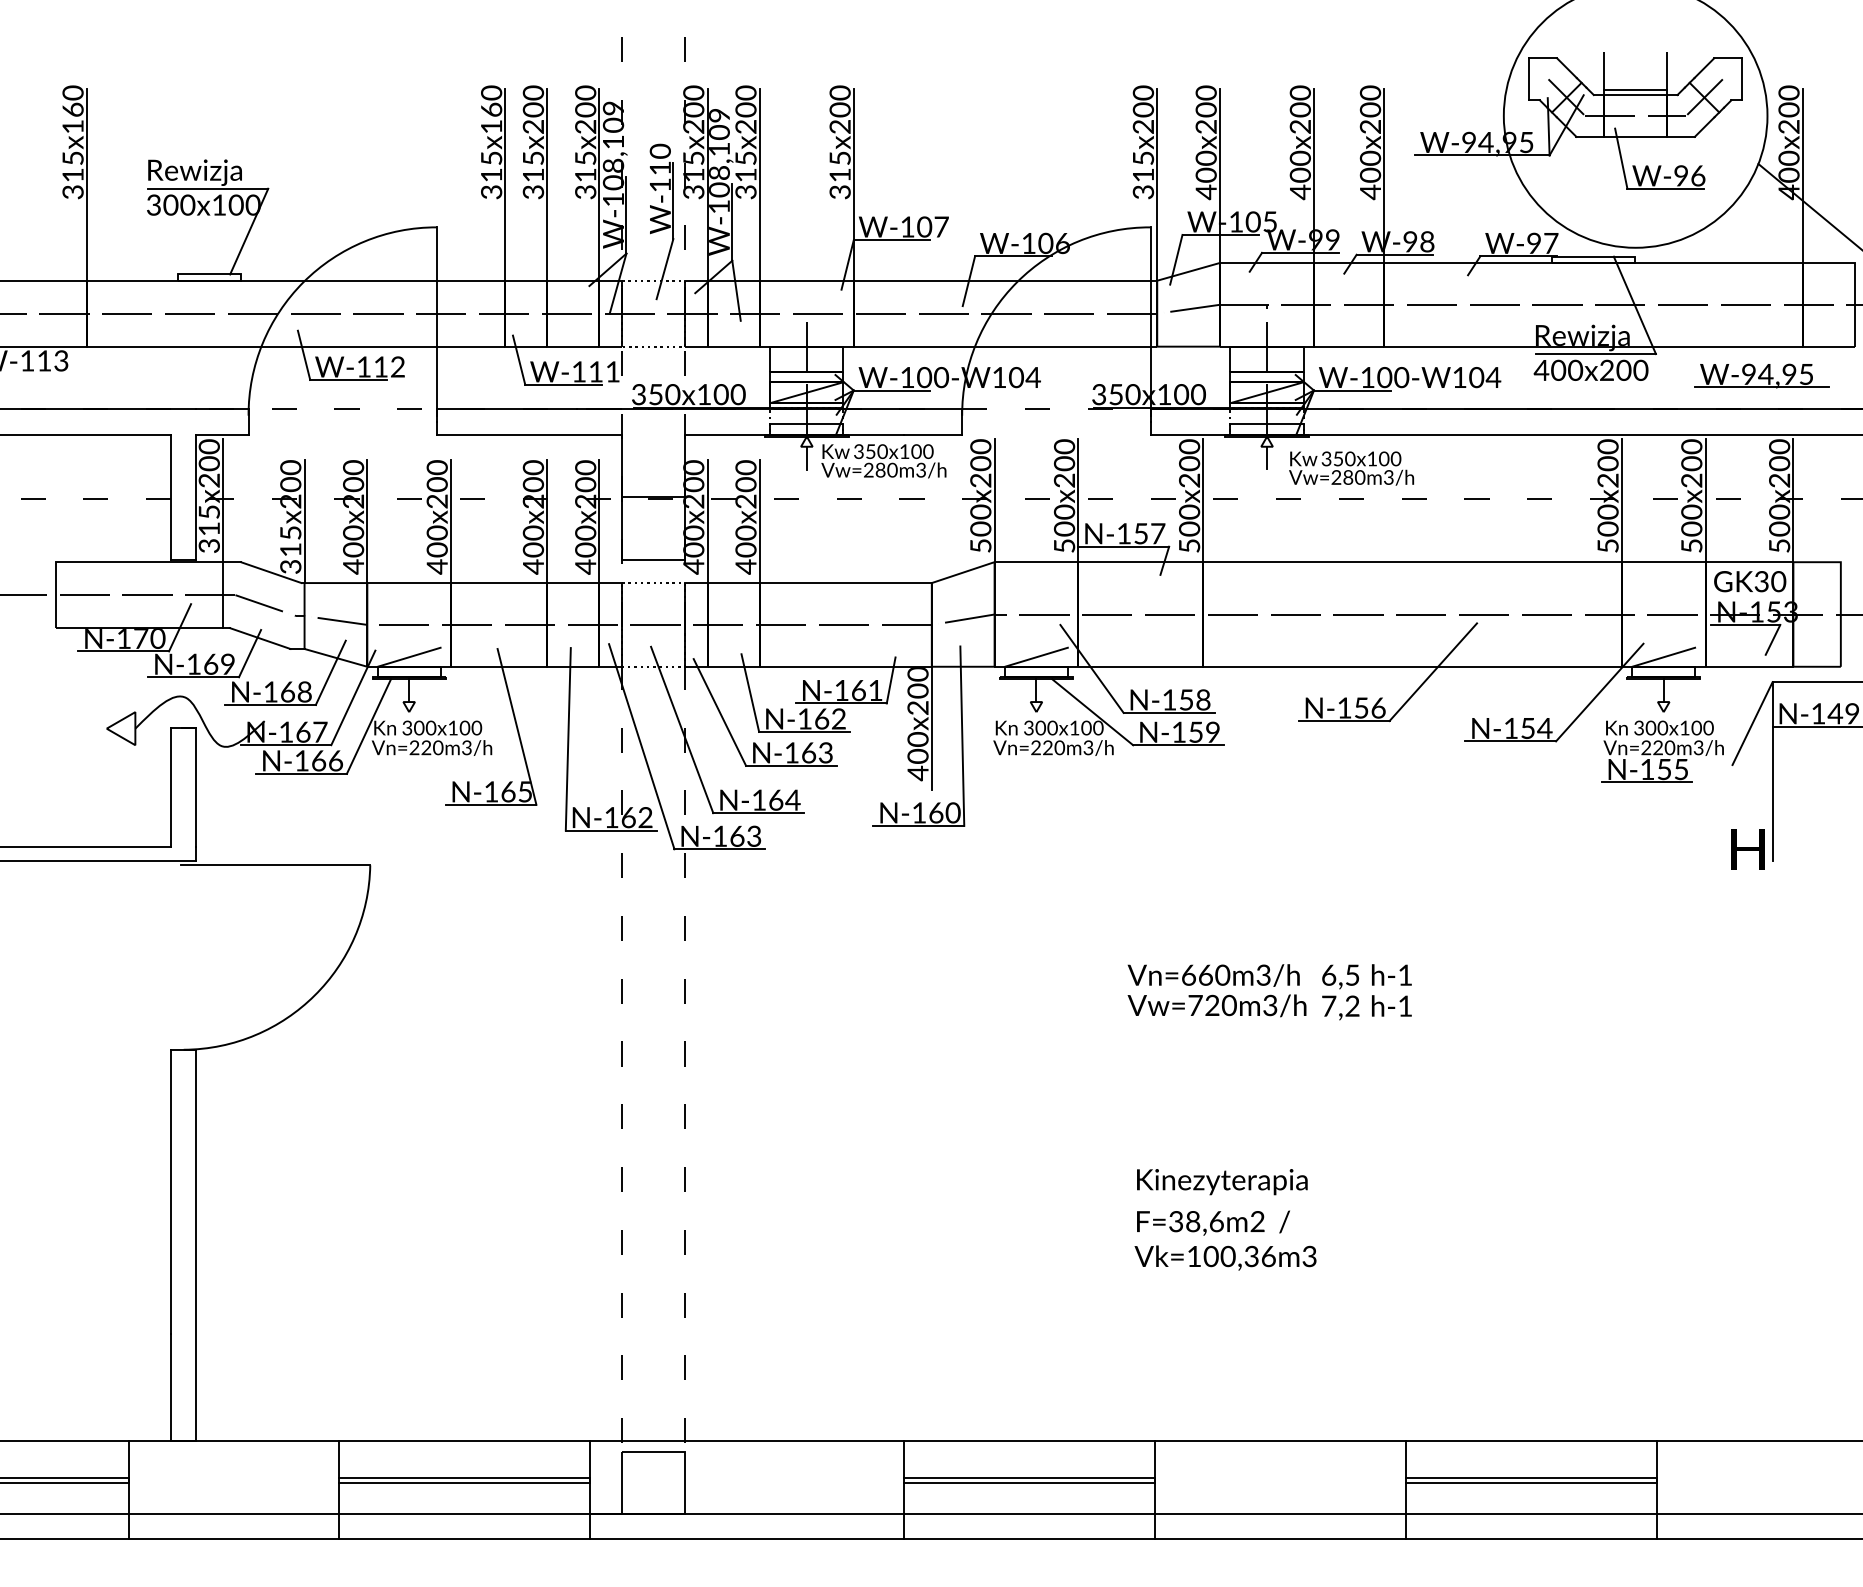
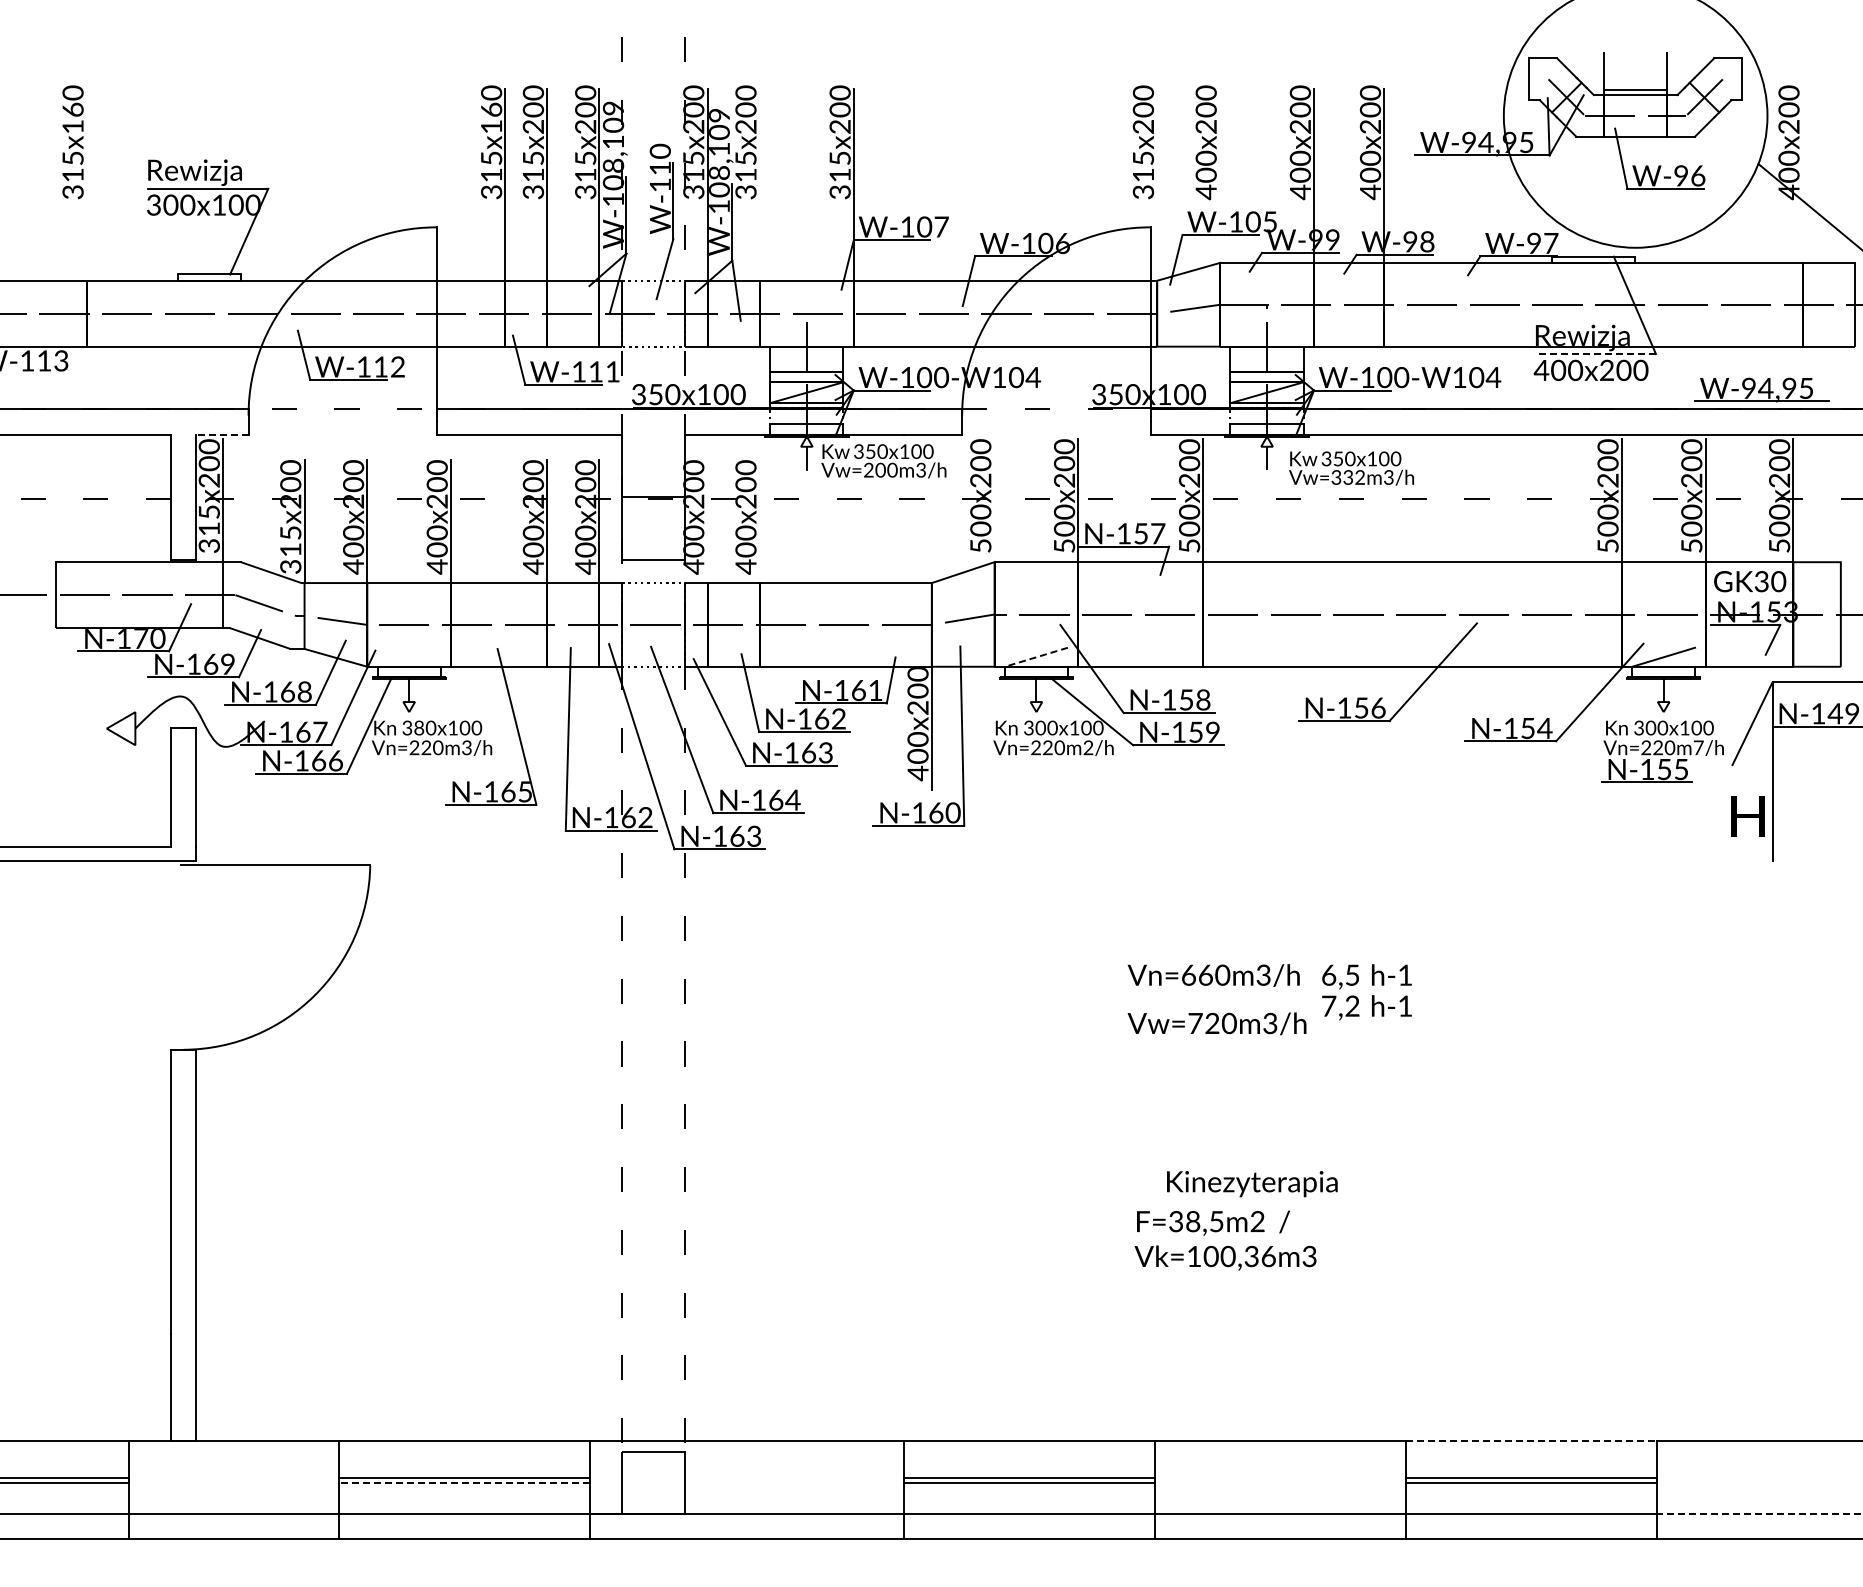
line: present -> none (1220, 175)
line: present -> none (1802, 175)
line: present -> none (86, 184)
line: present -> none (759, 184)
line: present -> none (1157, 184)
line: solid -> dashed (1595, 354)
part position: (1761, 375) -> (1761, 389) (1761, 389)
line: solid -> dashed (221, 434)
text: Vw=280m3/h -> Vw=200m3/h (880, 470)
text: Vw=280m3/h -> Vw=332m3/h (1348, 477)
line: present -> none (994, 500)
line: present -> none (707, 521)
line: present -> none (759, 521)
line: present -> none (408, 656)
line: solid -> dashed (1036, 657)
text: 300x100 -> 380x100 (419, 728)
text: Vn=220m3/h -> Vn=220m7/h (1698, 747)
text: Vn=220m3/h -> Vn=220m2/h (1088, 750)
text position: (1747, 849) -> (1747, 816) (1747, 816)
text position: (1216, 1005) -> (1216, 1023) (1216, 1023)
text position: (1222, 1182) -> (1252, 1184) (1252, 1184)
text: F=38,6m2 -> F=38,5m2 (1216, 1221)
line: solid -> dashed (1531, 1441)
line: solid -> dashed (464, 1482)
line: solid -> dashed (1759, 1514)
